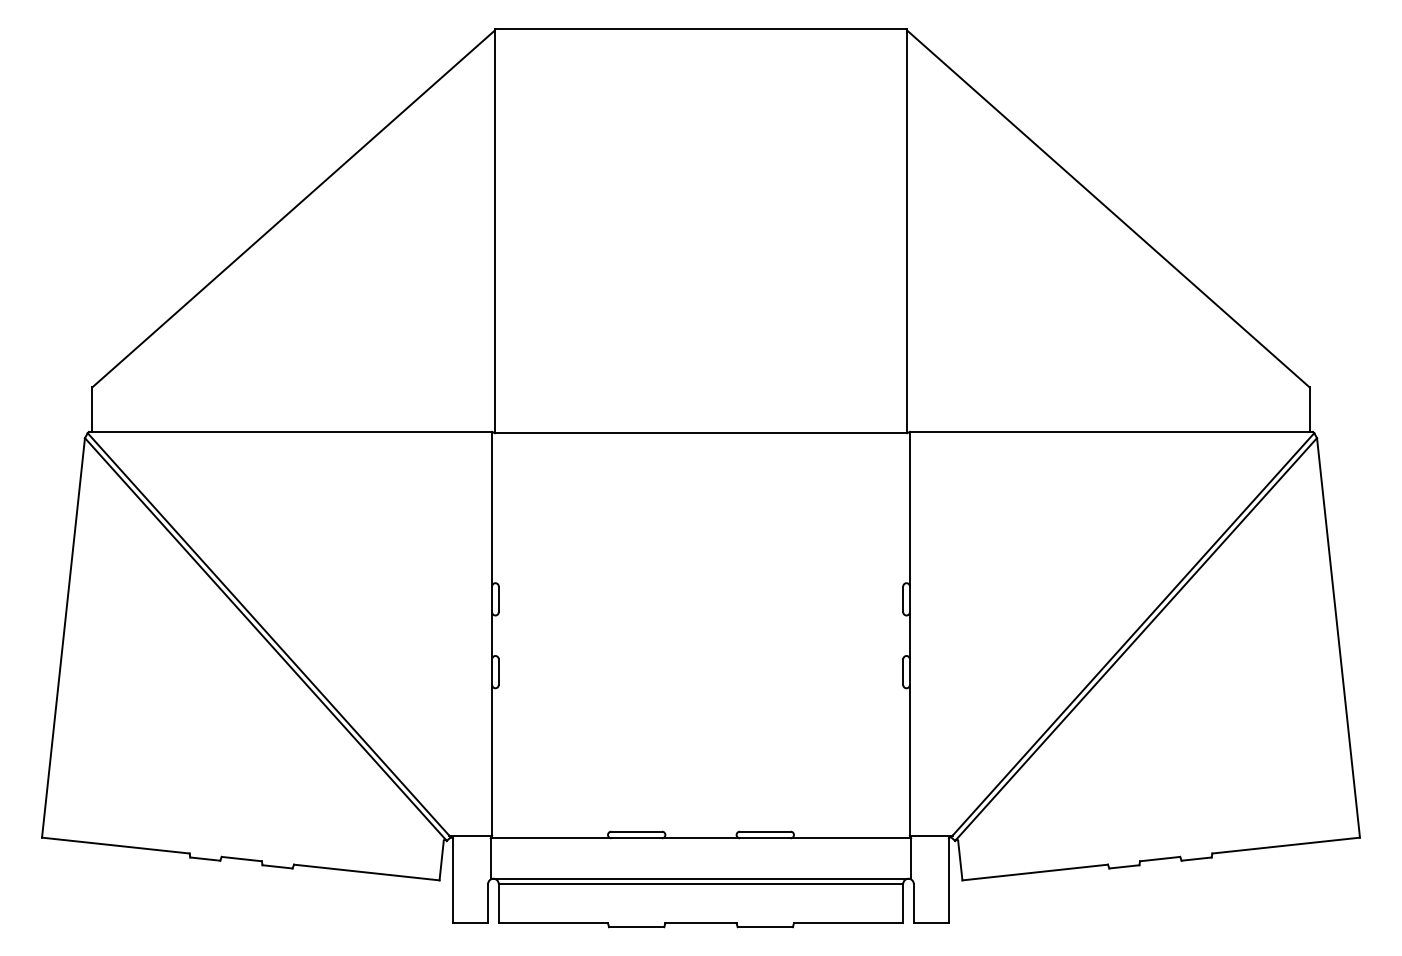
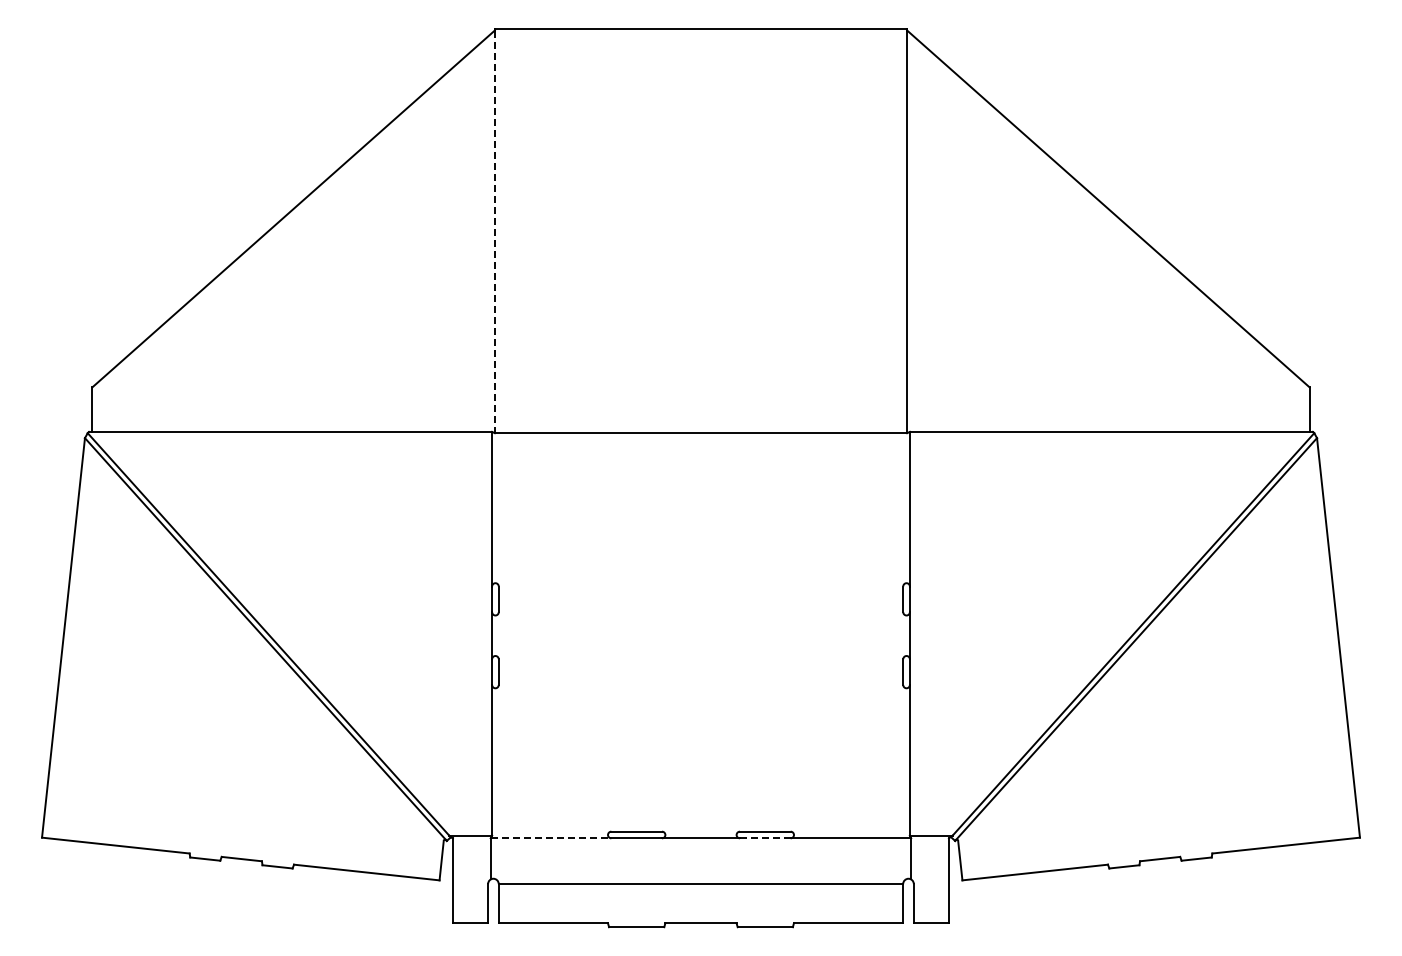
line: solid -> dashed (494, 232)
line: solid -> dashed (551, 838)
line: solid -> dashed (765, 838)
line: present -> none (700, 878)
